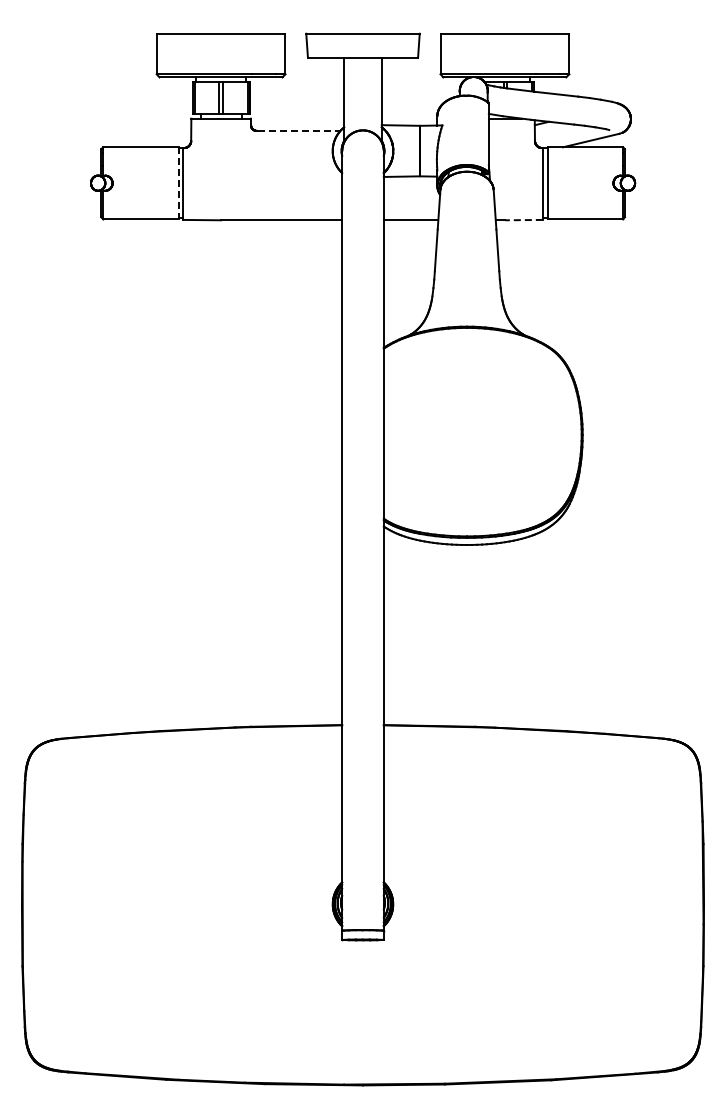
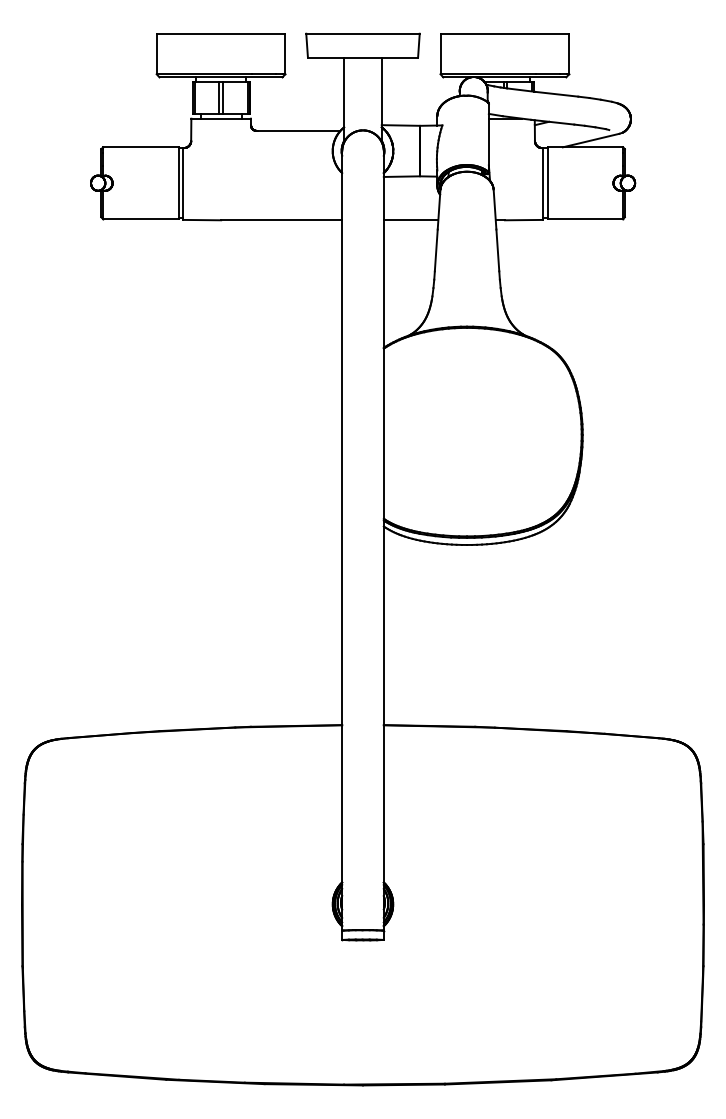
line: dashed -> solid (299, 131)
line: dashed -> solid (178, 183)
line: dashed -> solid (523, 220)
